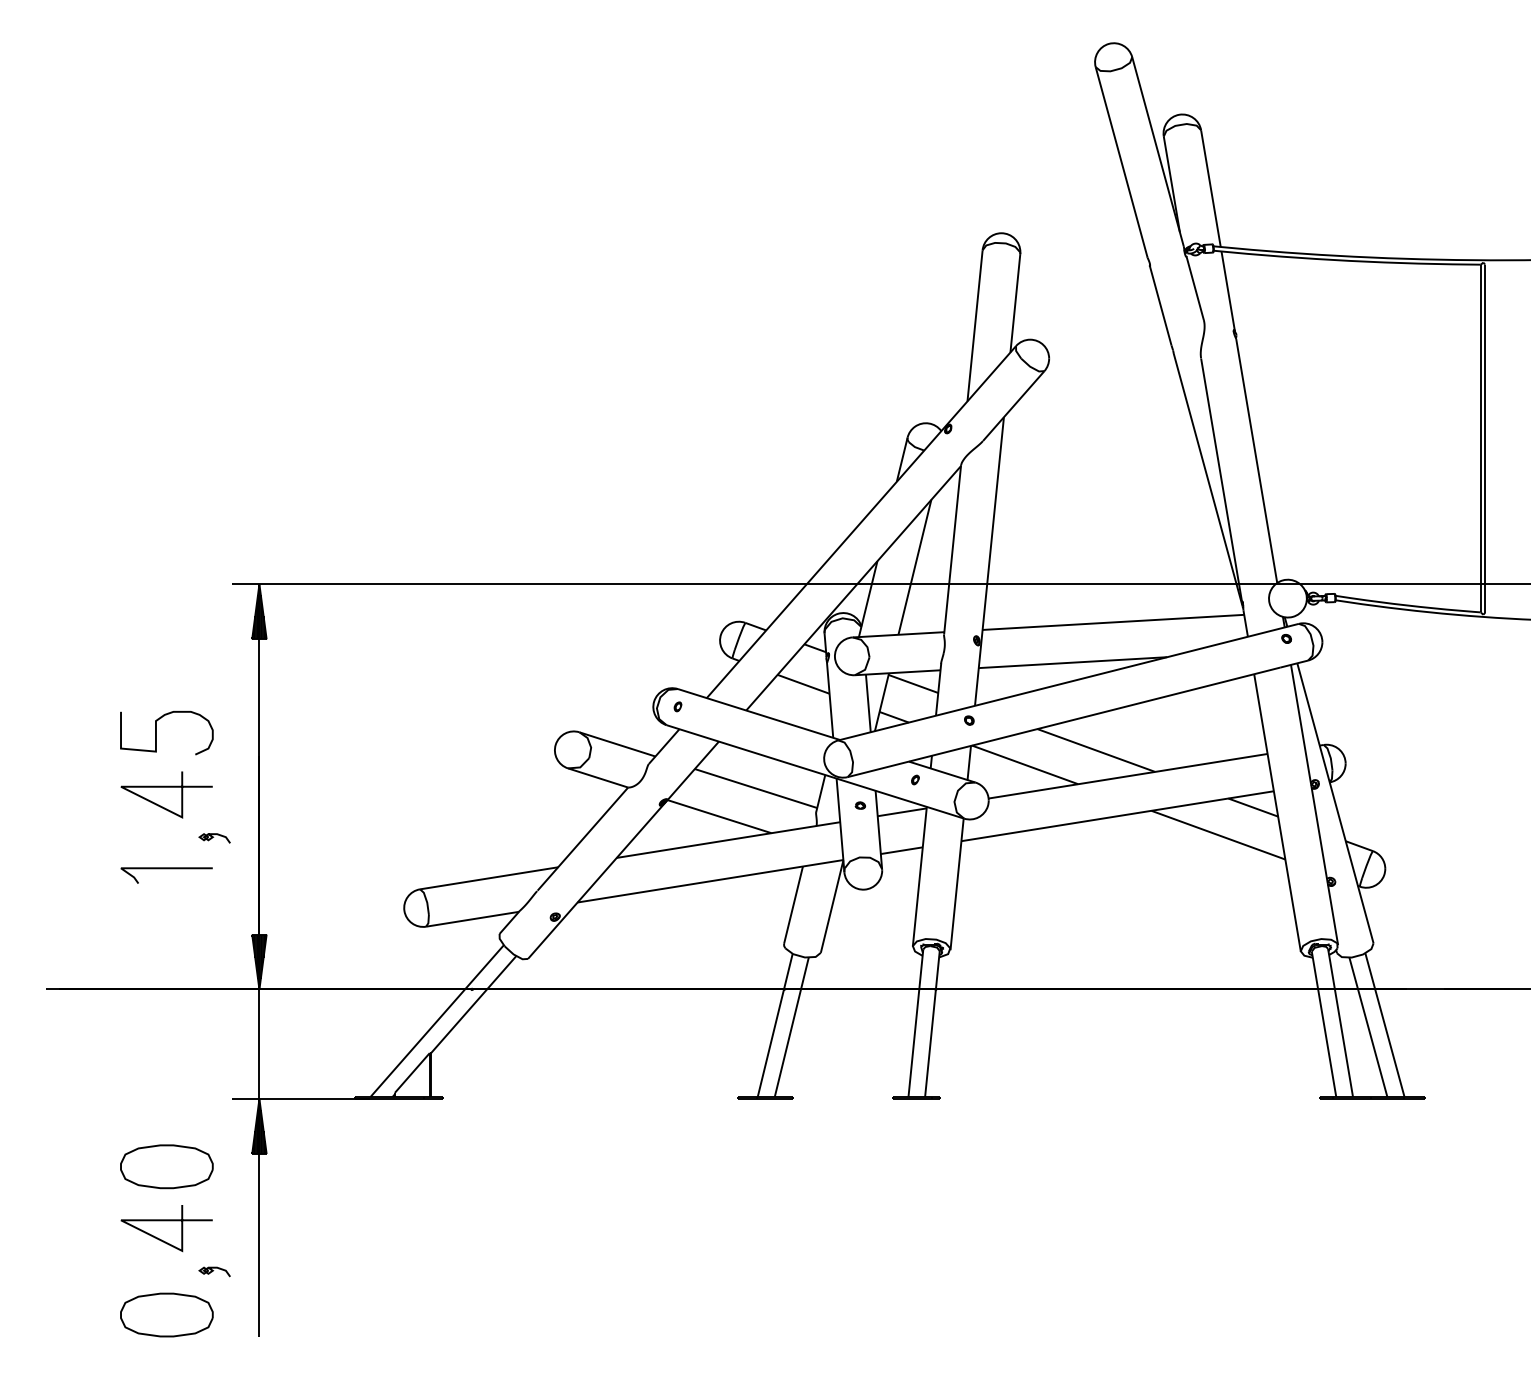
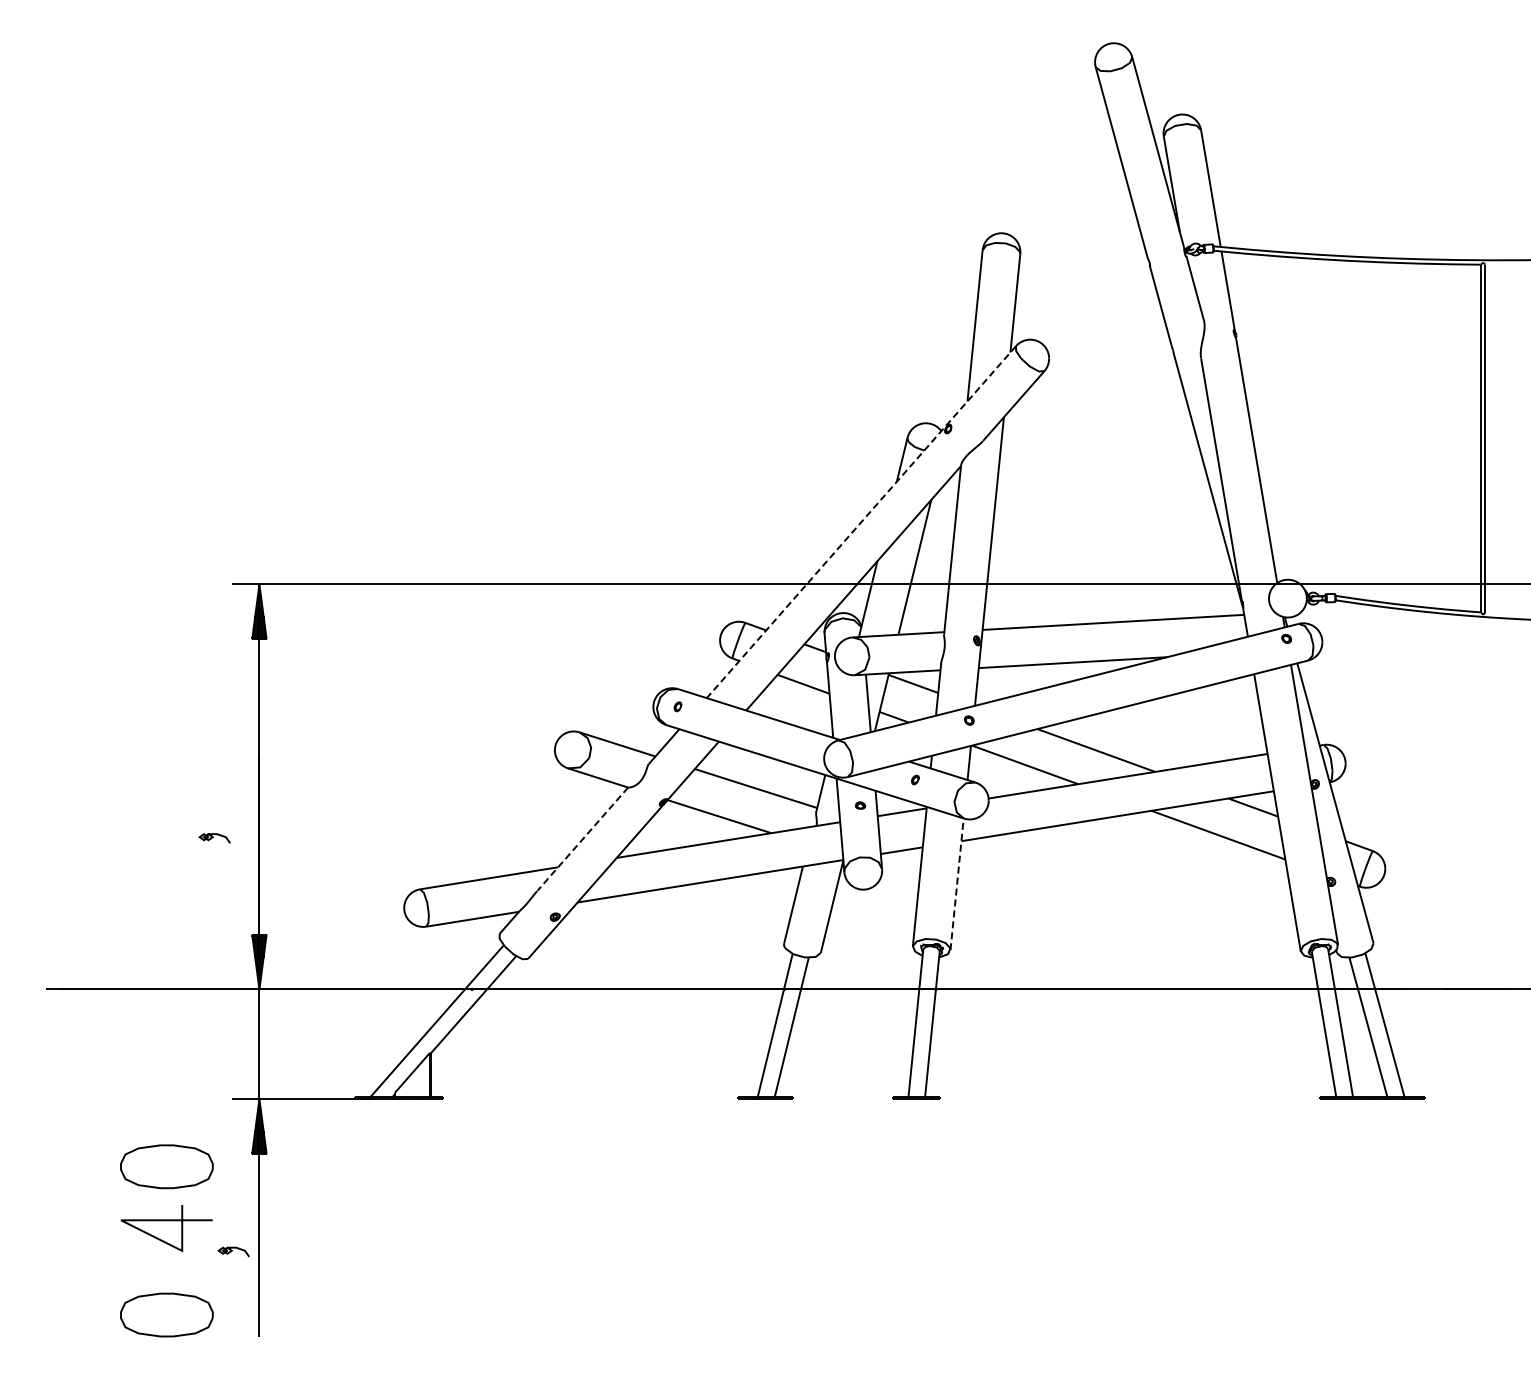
line: solid -> dashed (861, 522)
curve: present -> none (156, 733)
line: present -> none (166, 787)
line: solid -> dashed (582, 839)
line: present -> none (166, 869)
line: solid -> dashed (957, 883)
part position: (214, 1271) -> (233, 1251) (233, 1251)
